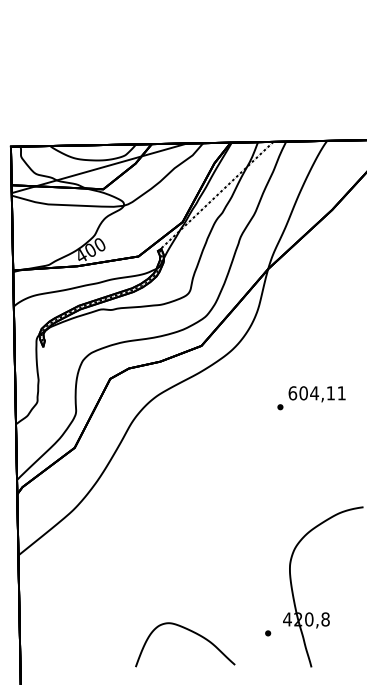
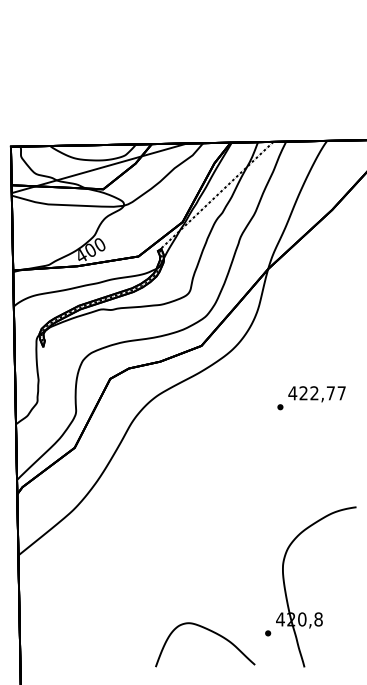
text: 604,11 -> 422,77 (316, 393)
part position: (323, 612) -> (316, 612) (316, 612)
curve position: (191, 632) -> (211, 632) (211, 632)
